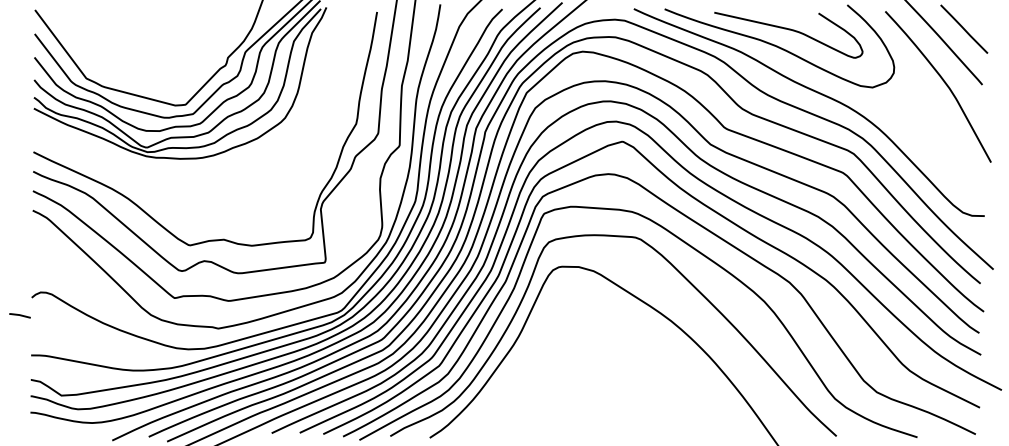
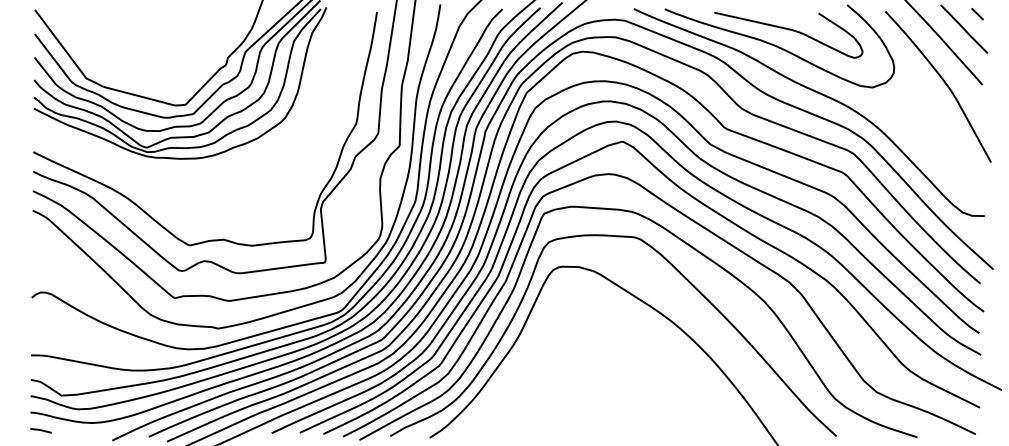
line: none -> present (977, 14)
line position: (19, 315) -> (40, 430) (40, 430)
